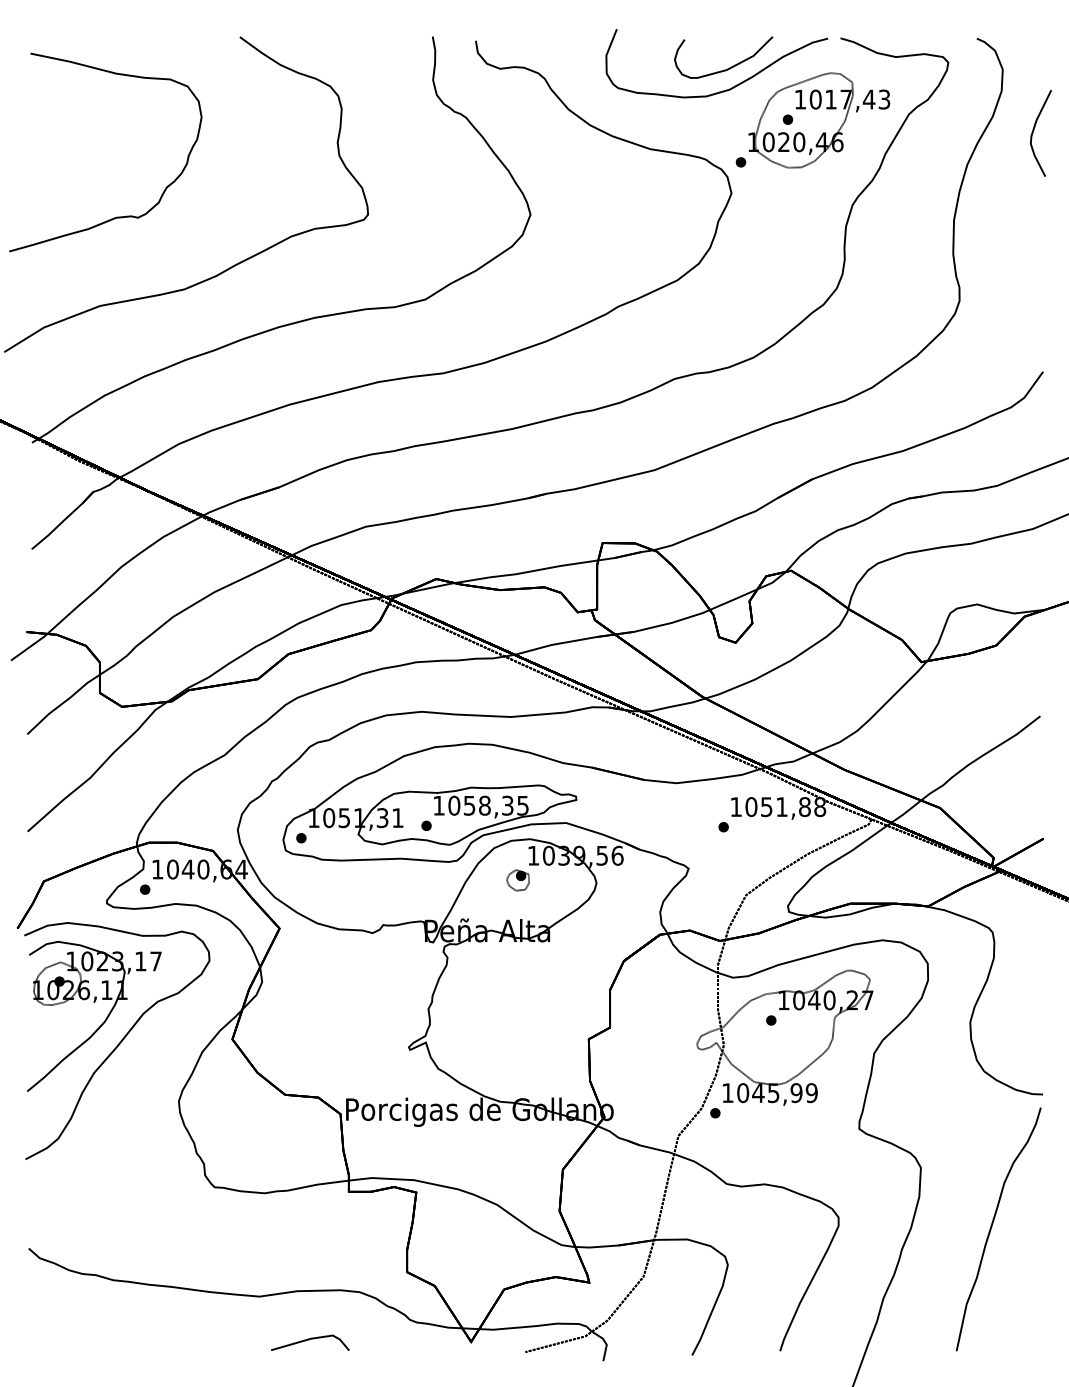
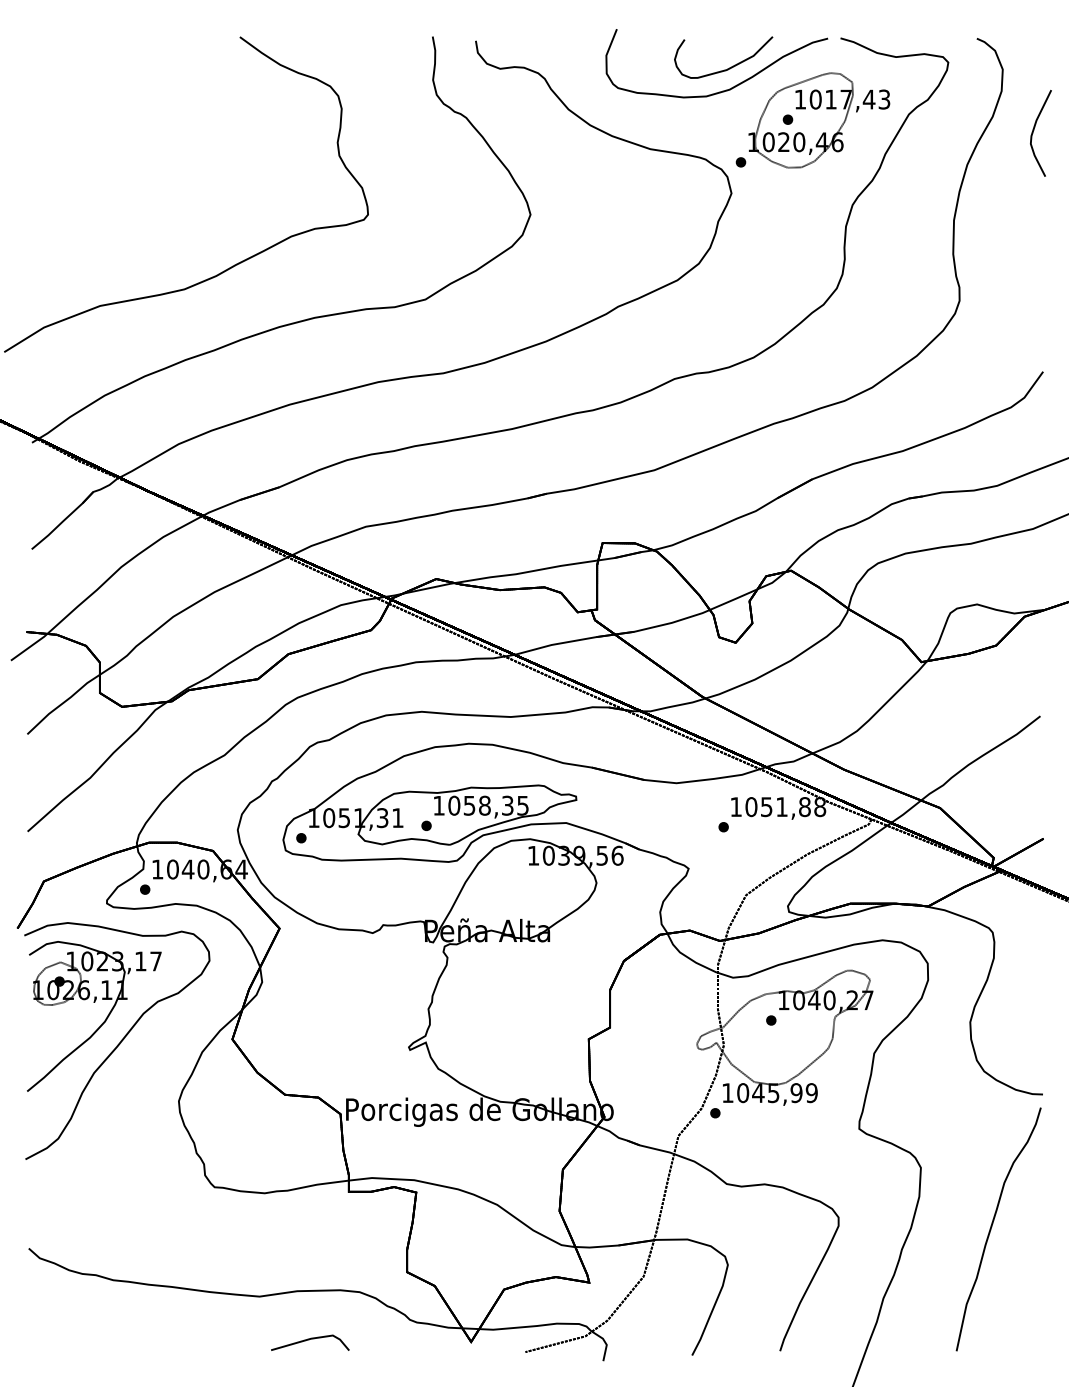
part: present -> none (116, 216)
part: present -> none (517, 880)
